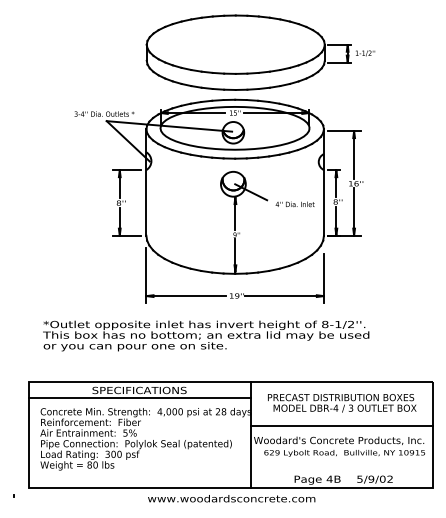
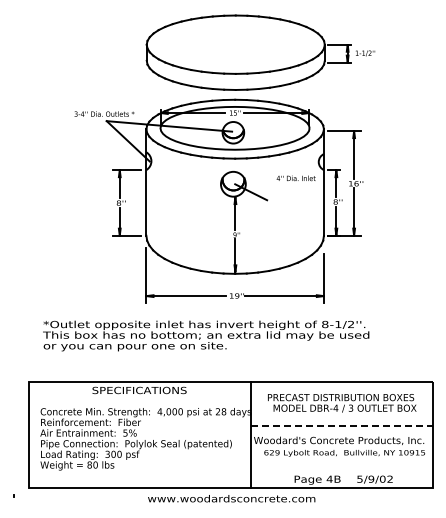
text position: (294, 204) -> (295, 178) (295, 178)
line: present -> none (140, 397)
line: solid -> dashed (341, 425)
